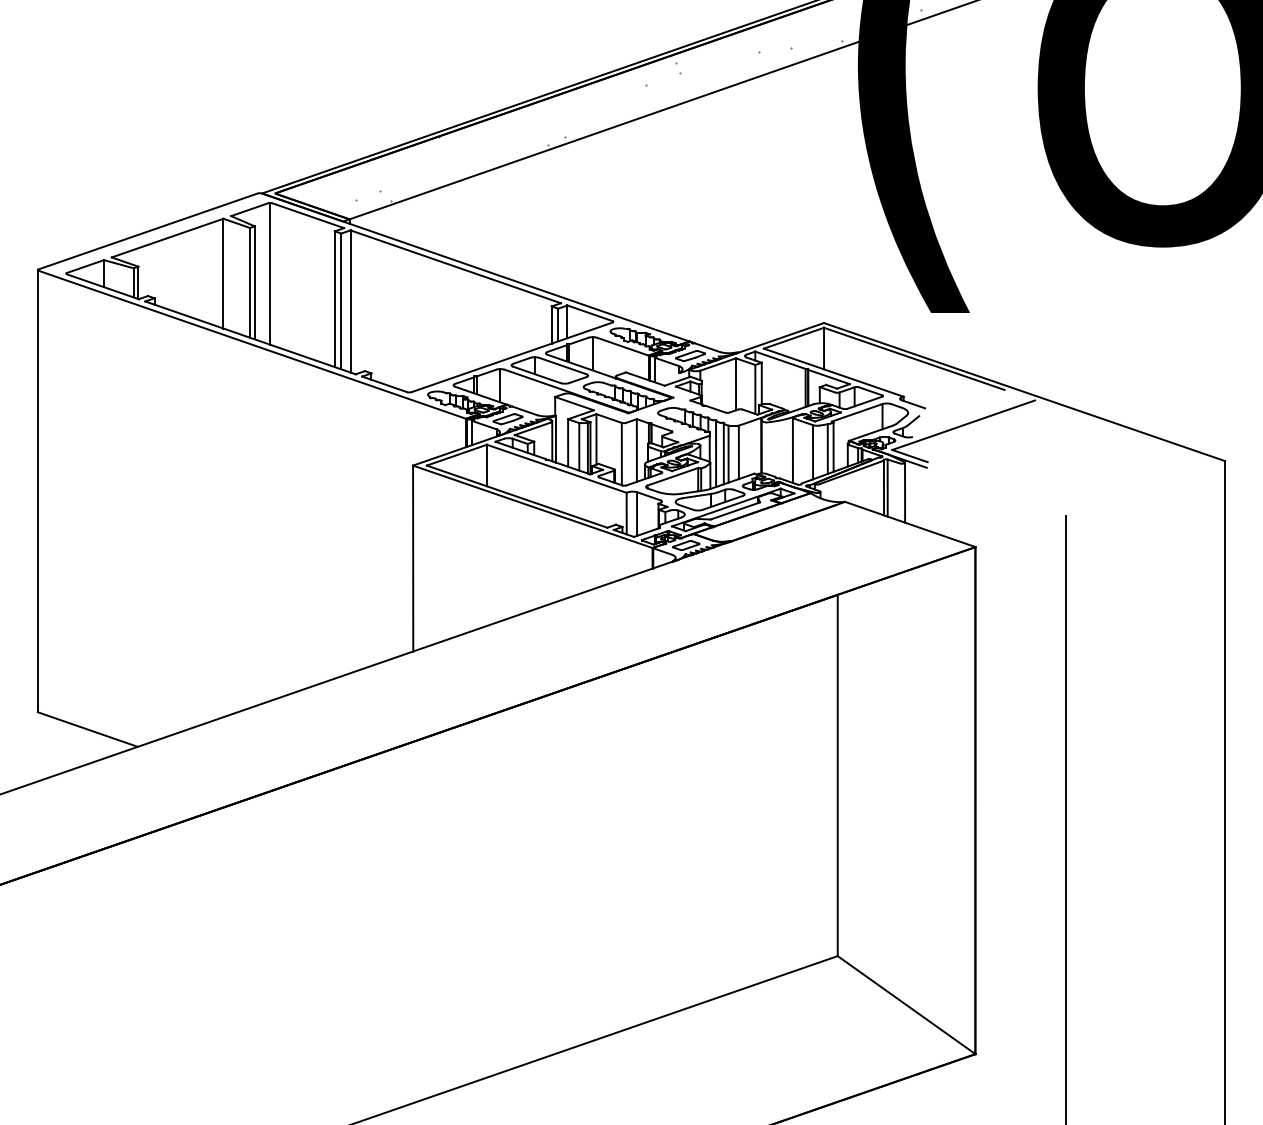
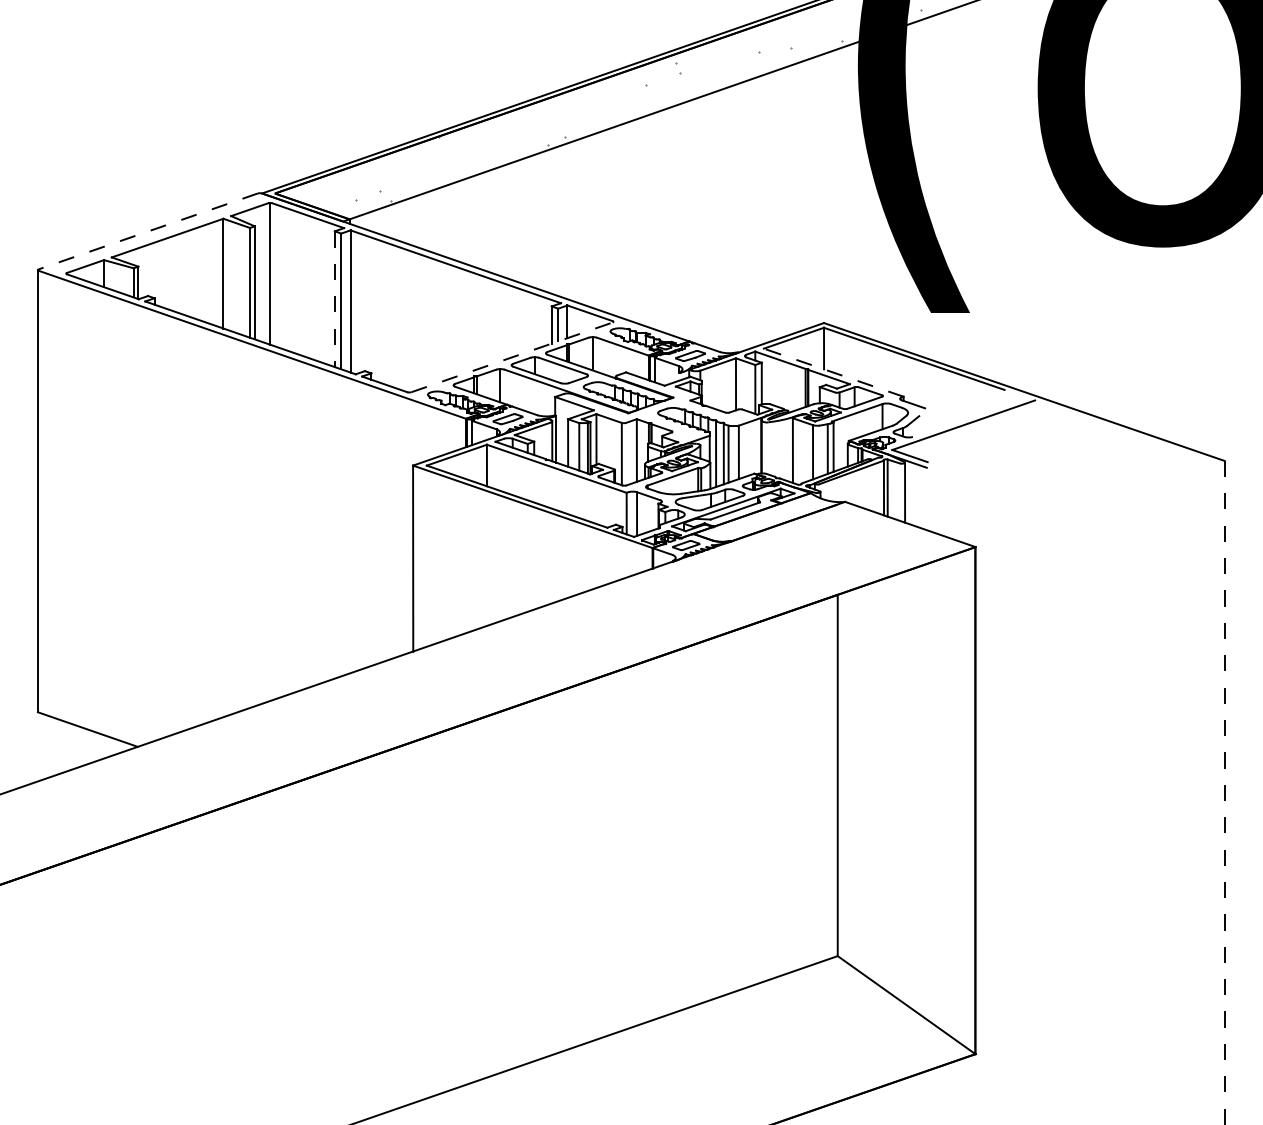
line: solid -> dashed (148, 231)
line: solid -> dashed (334, 299)
line: solid -> dashed (512, 357)
line: solid -> dashed (833, 372)
line: solid -> dashed (1225, 792)
line: present -> none (1066, 818)
